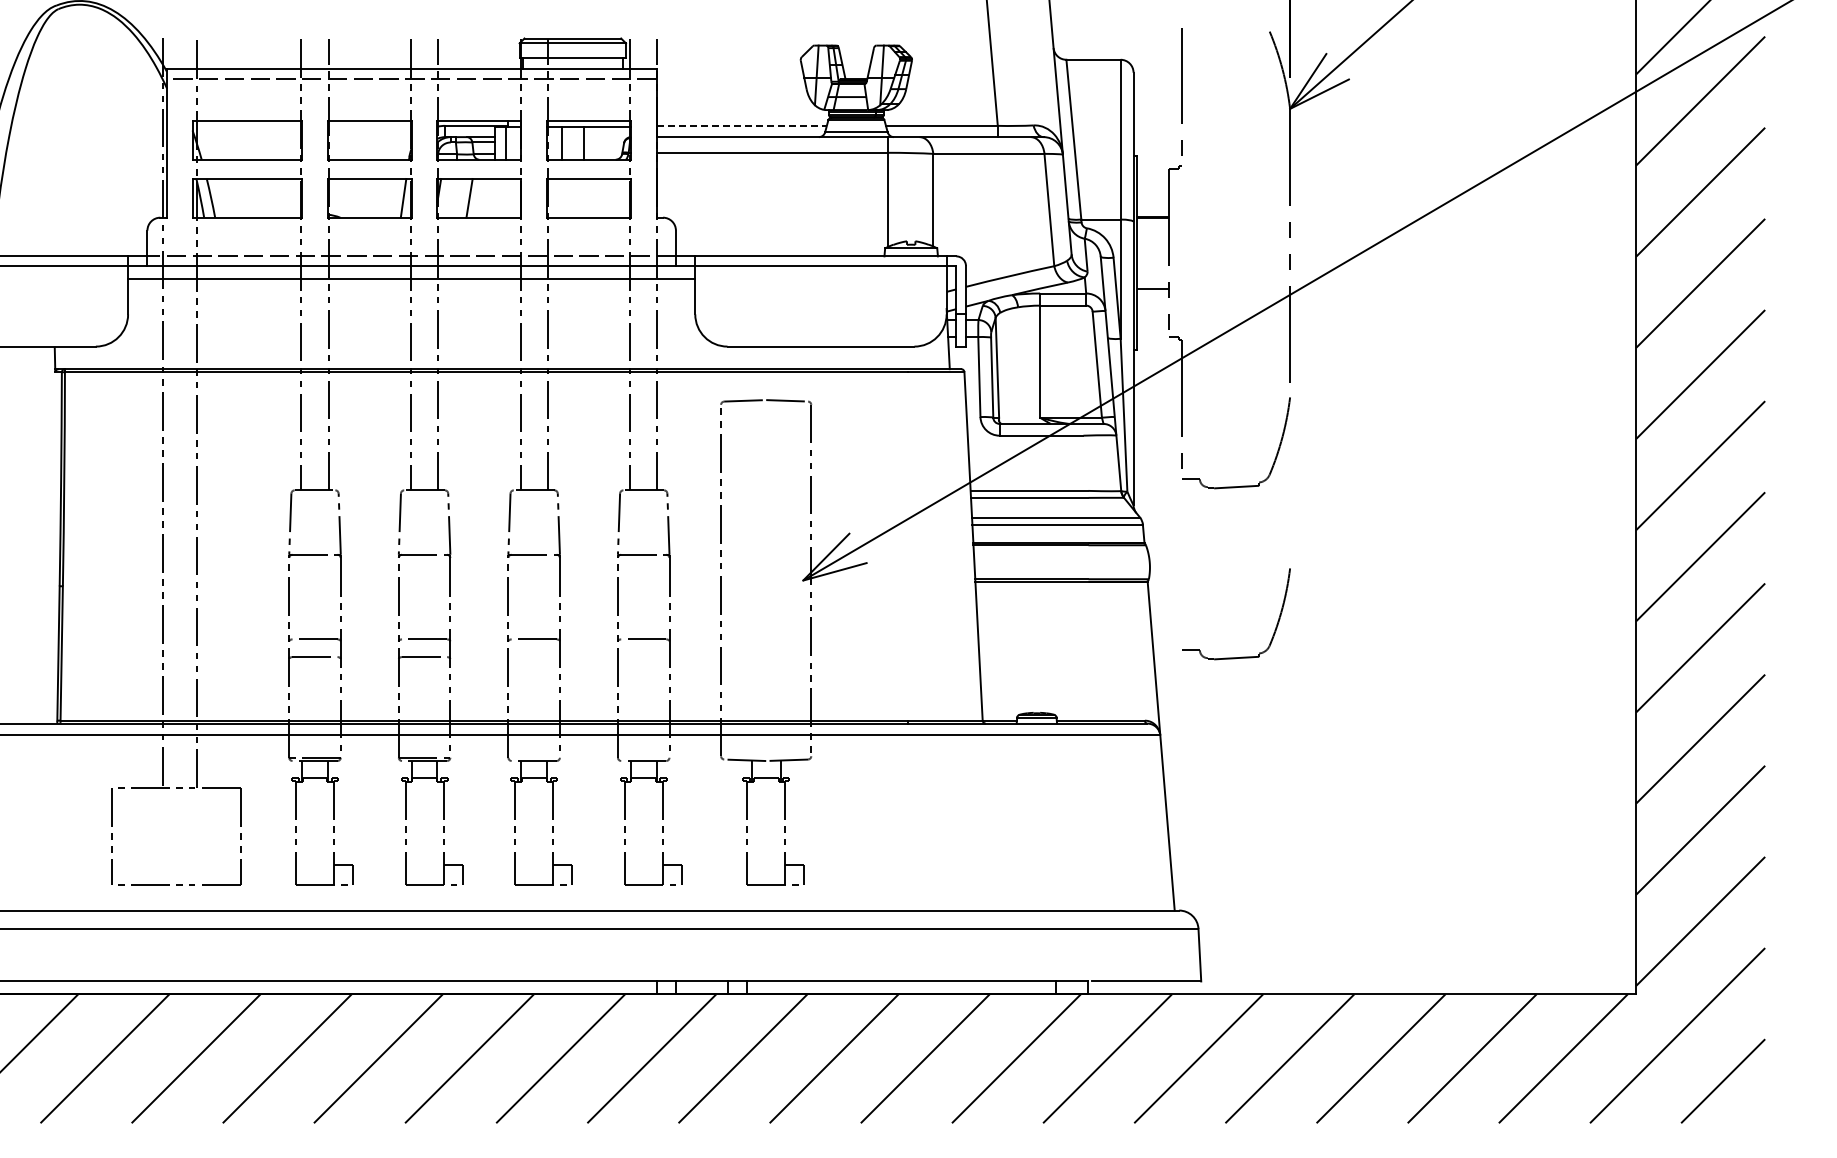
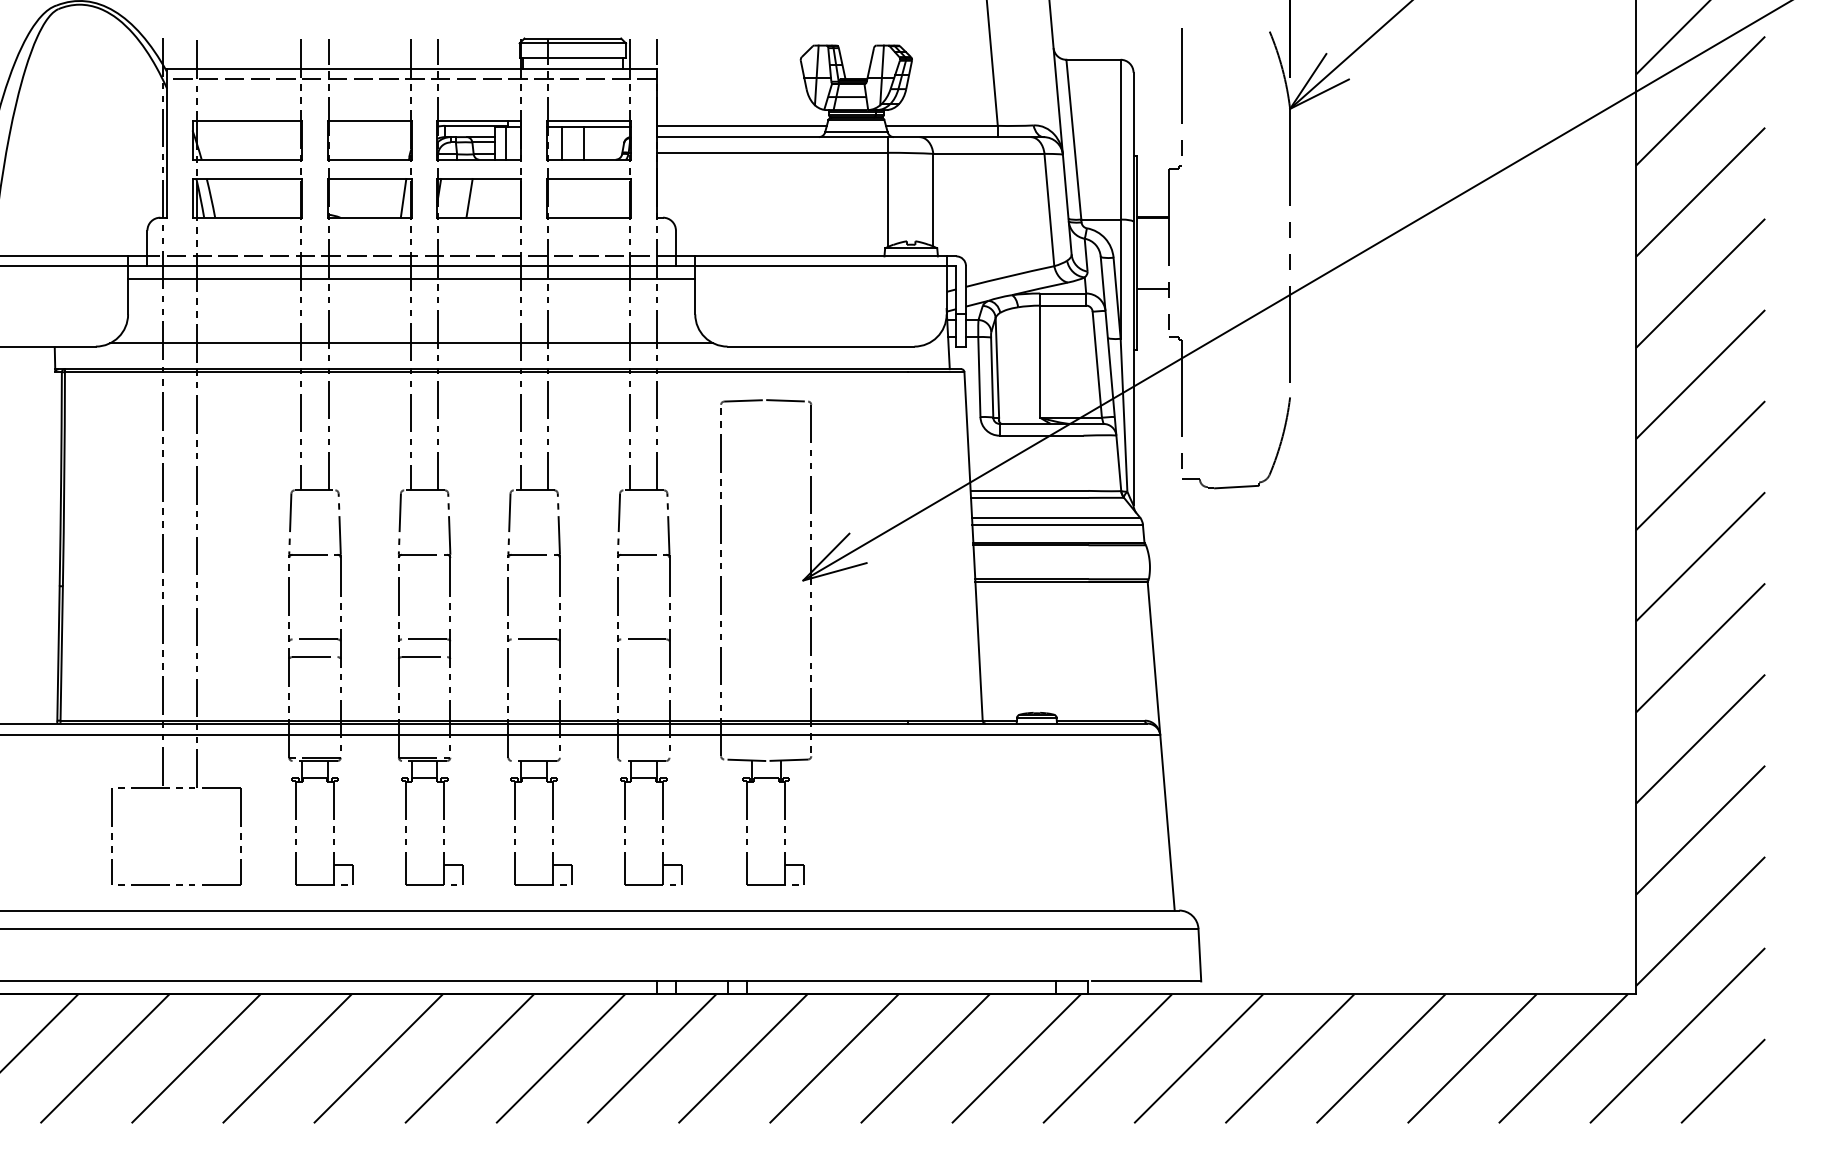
line: dashed -> solid (742, 125)
line: none -> present (411, 343)
part: present -> none (1275, 627)
